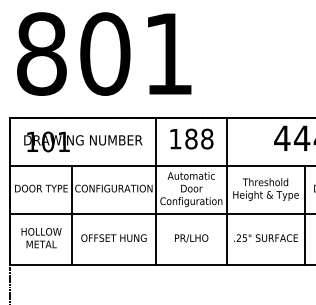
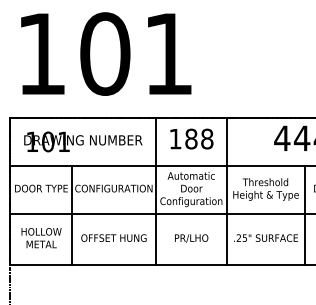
text: 801 -> 101 (41, 53)
